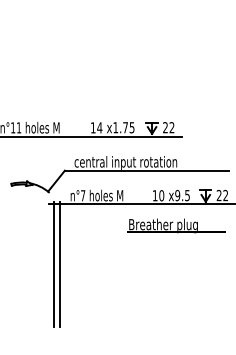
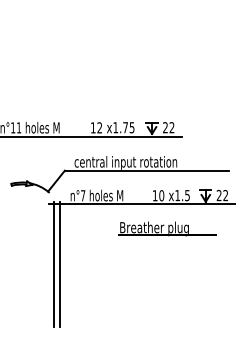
text: 14 -> 12 (99, 127)
text: x9.5 -> x1.5 (177, 195)
part position: (176, 225) -> (167, 228) (167, 228)
